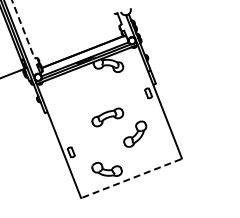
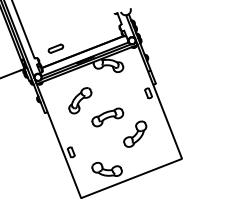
line: dashed -> solid (23, 29)
part: none -> present (55, 48)
part: none -> present (80, 100)
line: dashed -> solid (131, 178)
